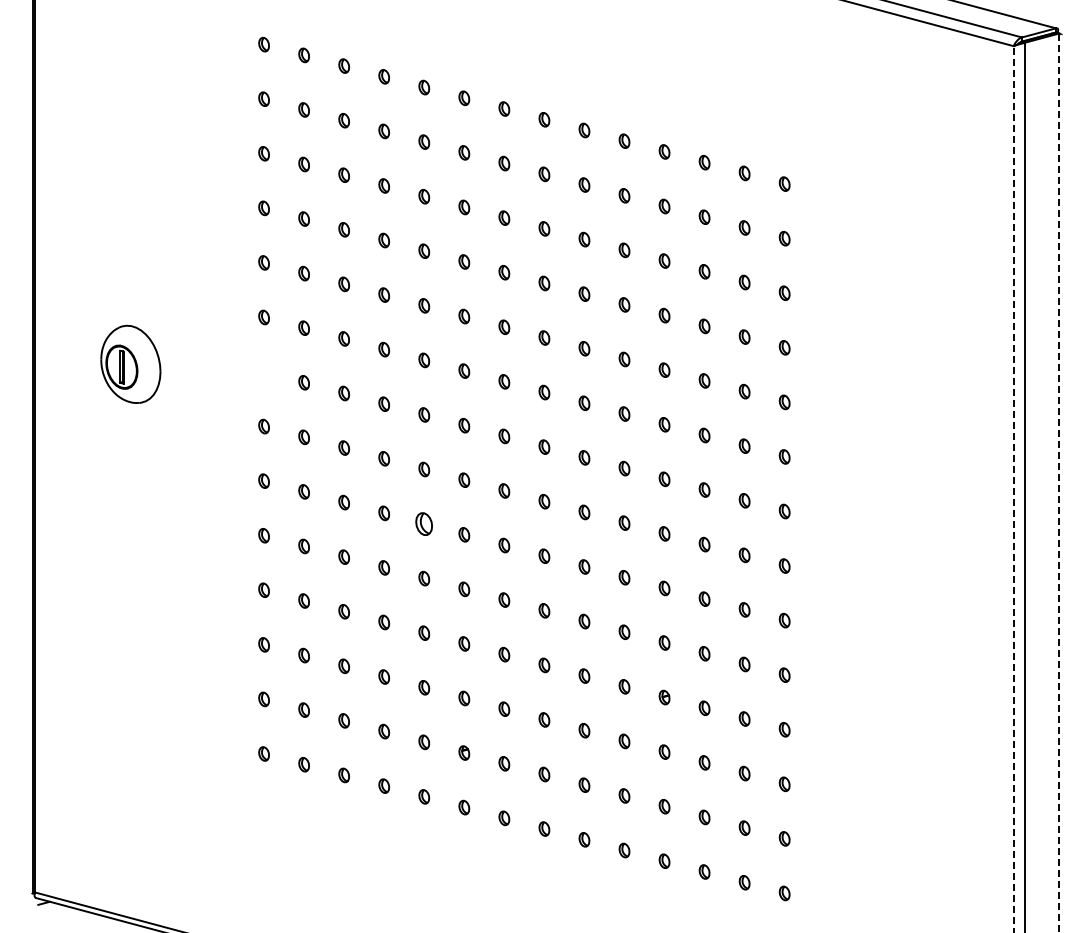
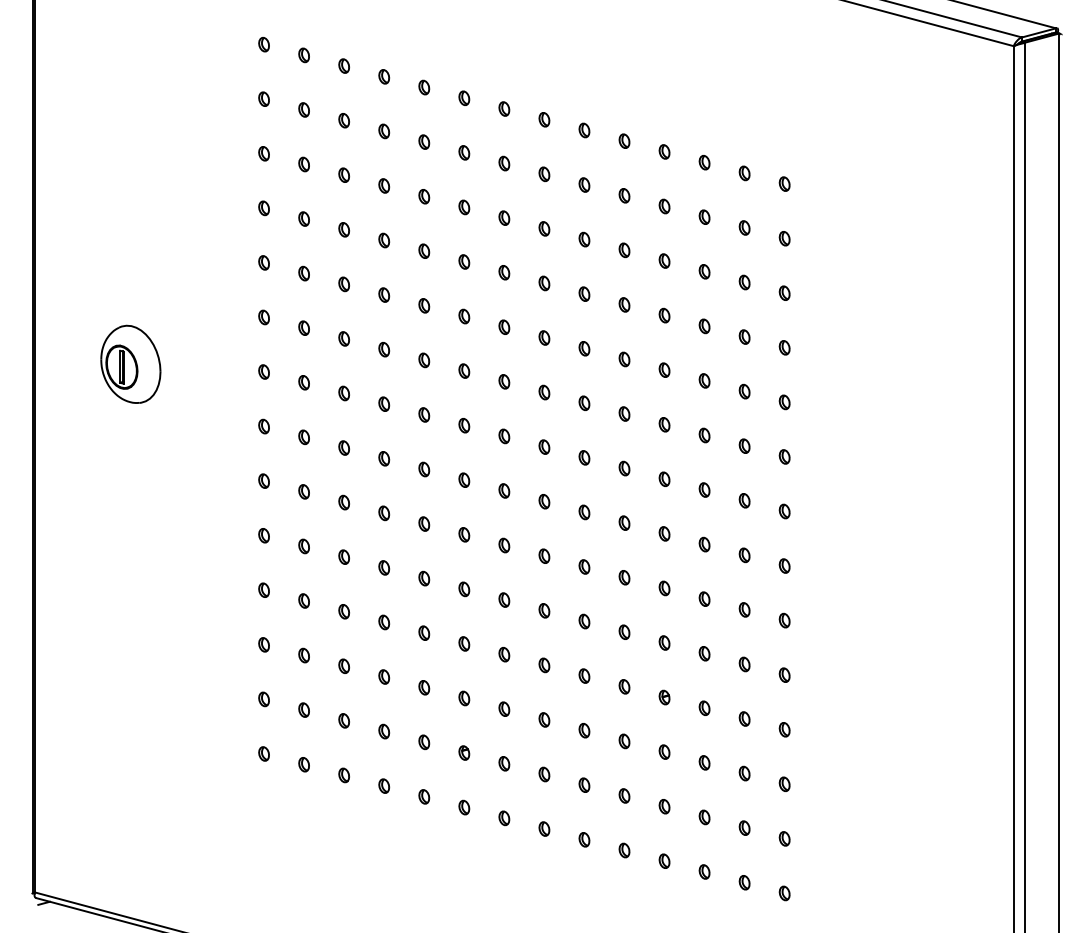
part: none -> present (263, 371)
line: dashed -> solid (1059, 483)
line: dashed -> solid (1013, 488)
part size: 18x24 px -> 13x16 px (424, 523)
